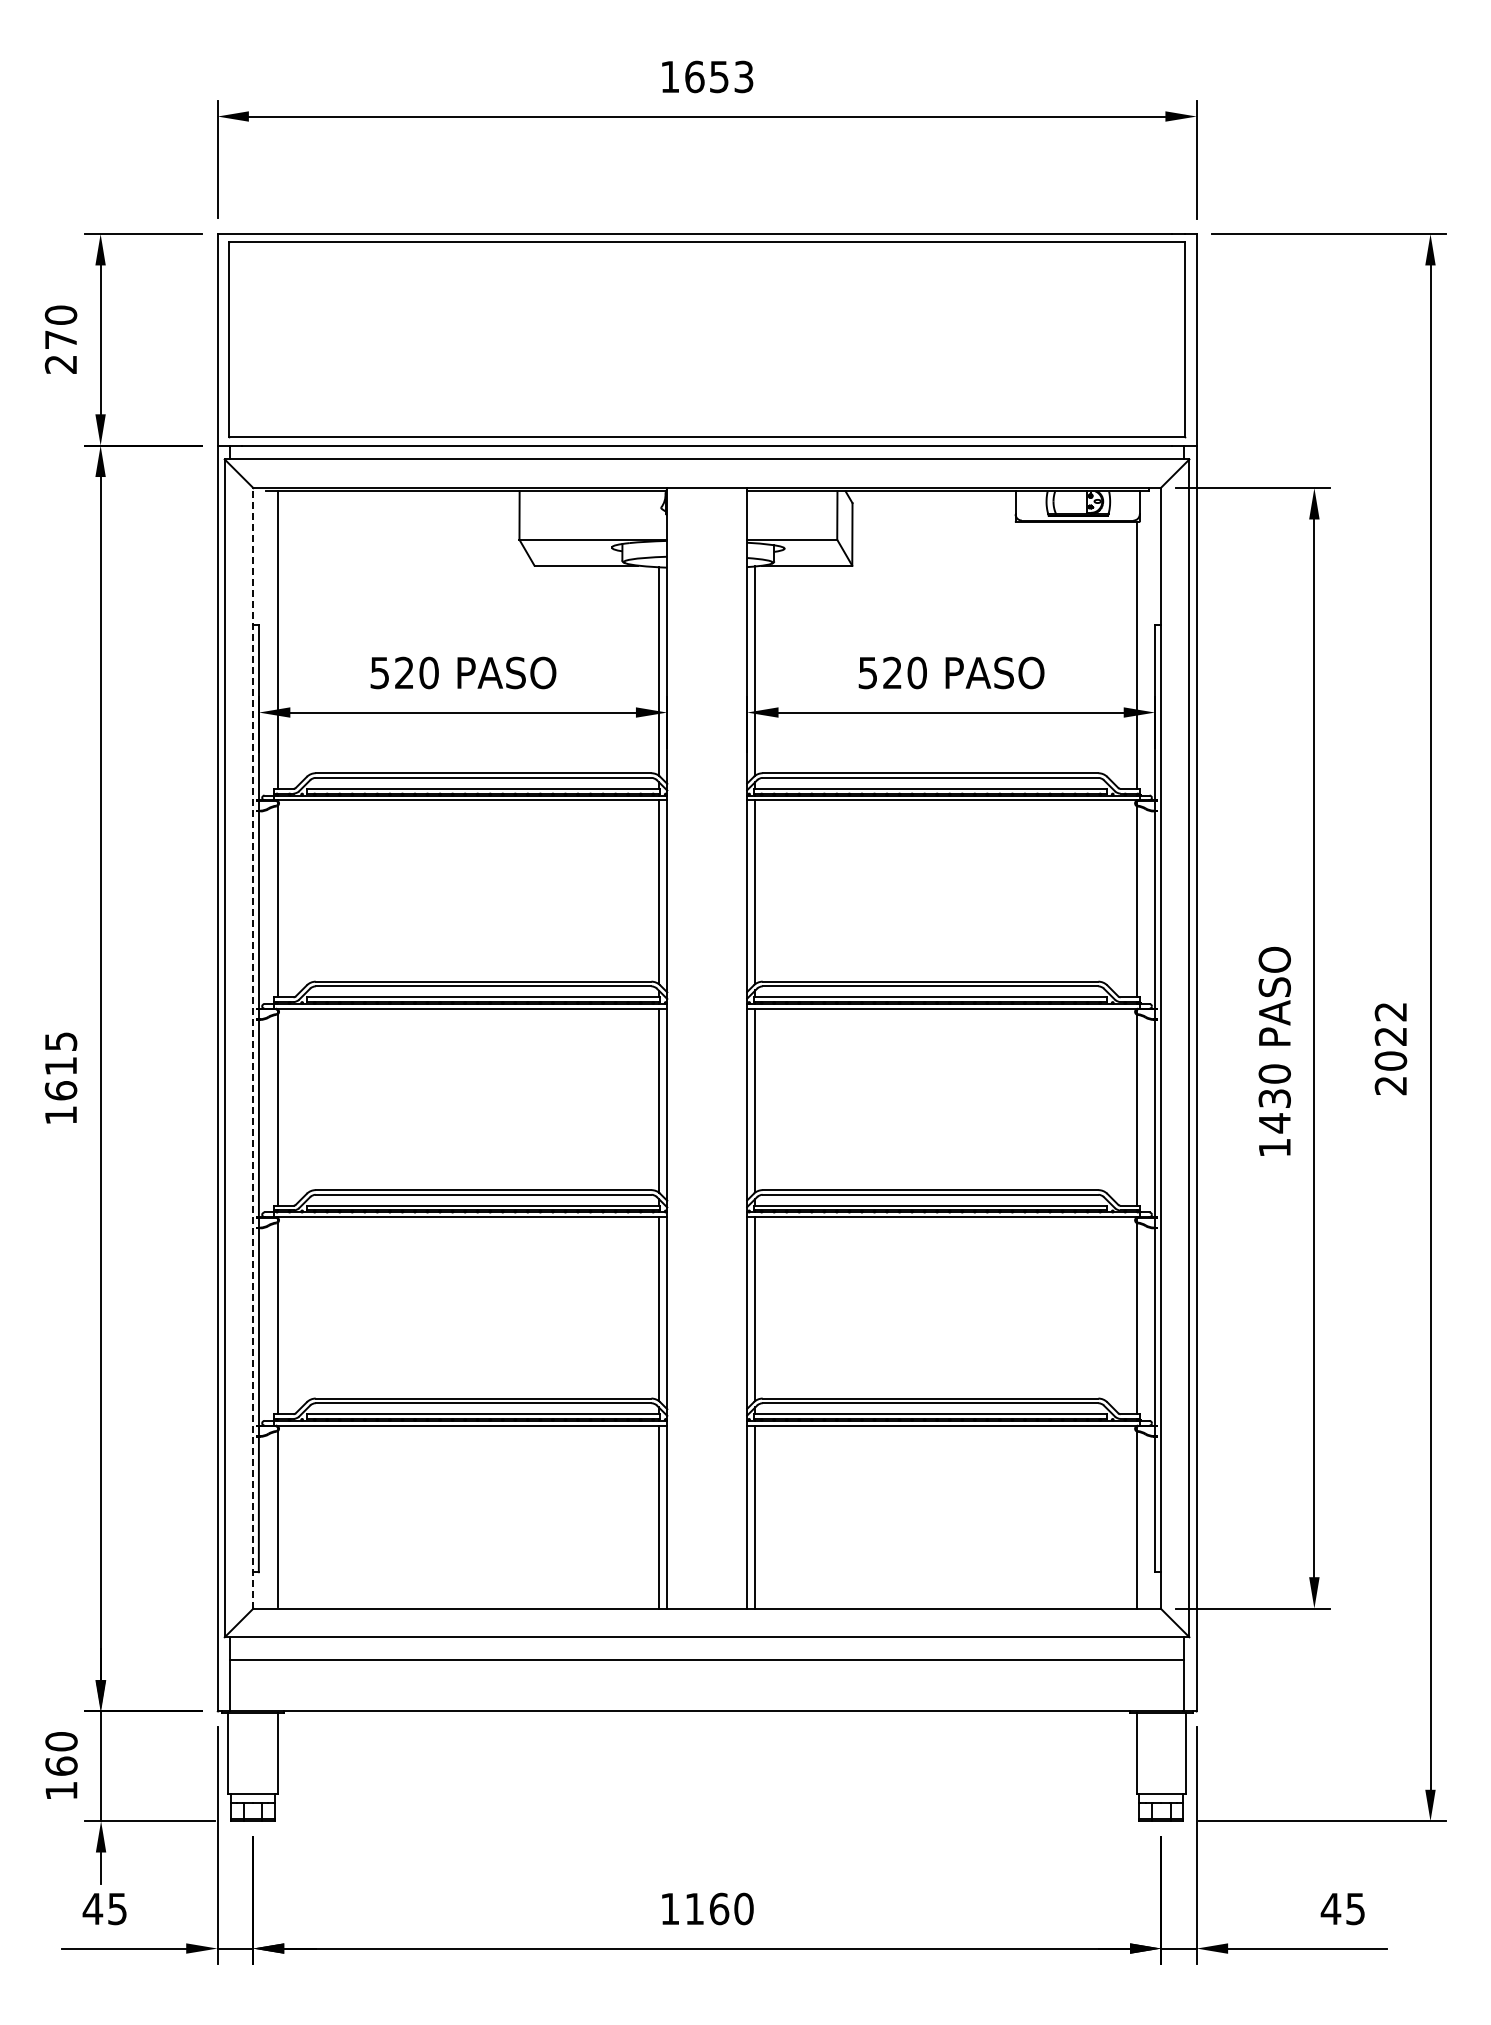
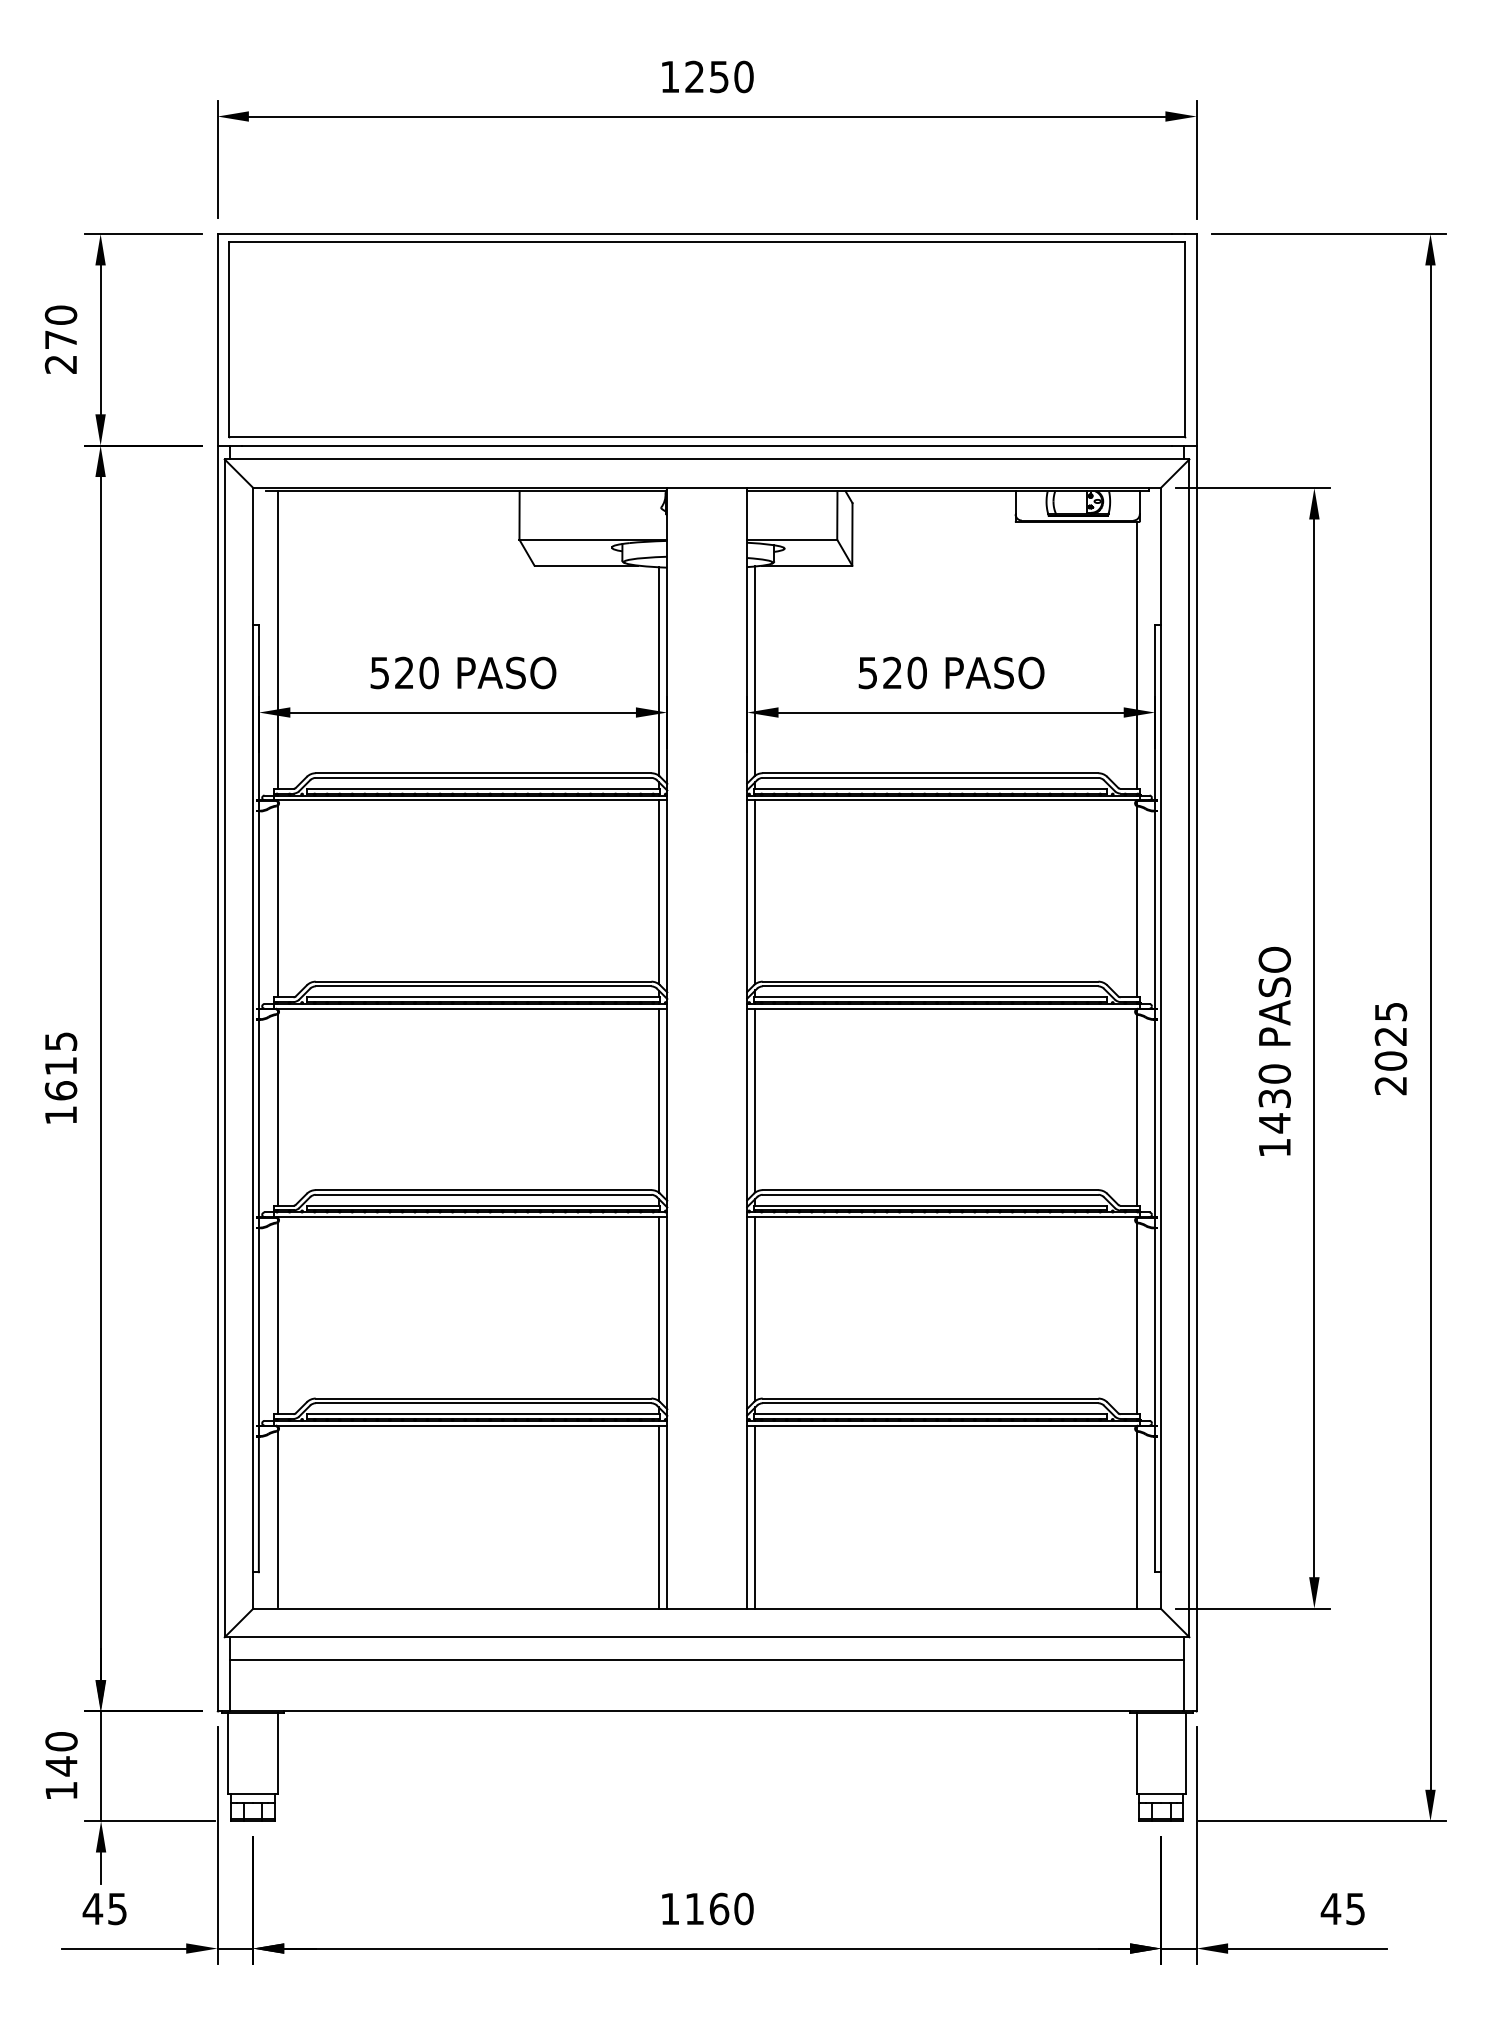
text: 1653 -> 1250 (719, 76)
text: 2022 -> 2025 (1390, 1012)
line: dashed -> solid (253, 1047)
text: 160 -> 140 (61, 1766)
